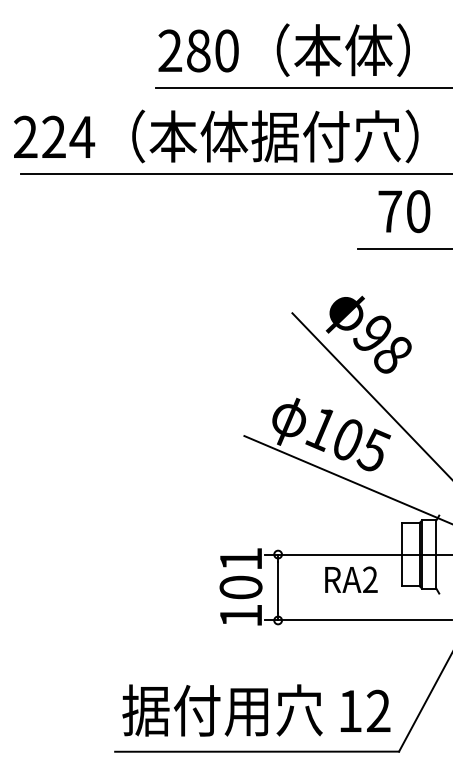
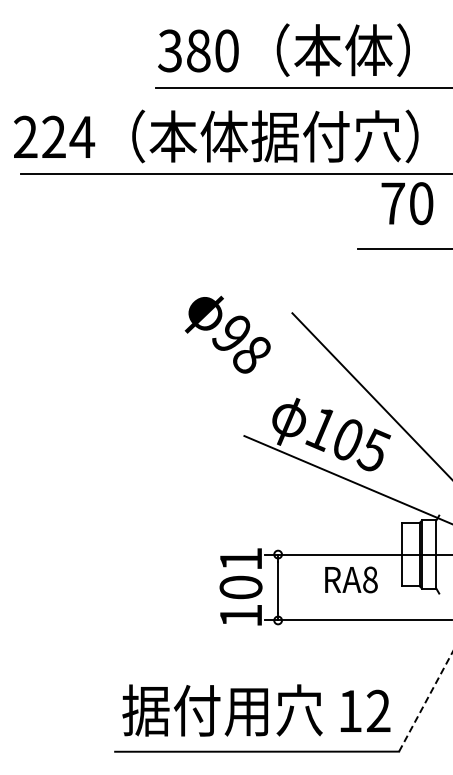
text: 280 -> 380 (170, 50)
text position: (404, 211) -> (407, 203) (407, 203)
text position: (368, 334) -> (227, 334) (227, 334)
text: RA2 -> RA8 (370, 579)
line: solid -> dashed (425, 701)
